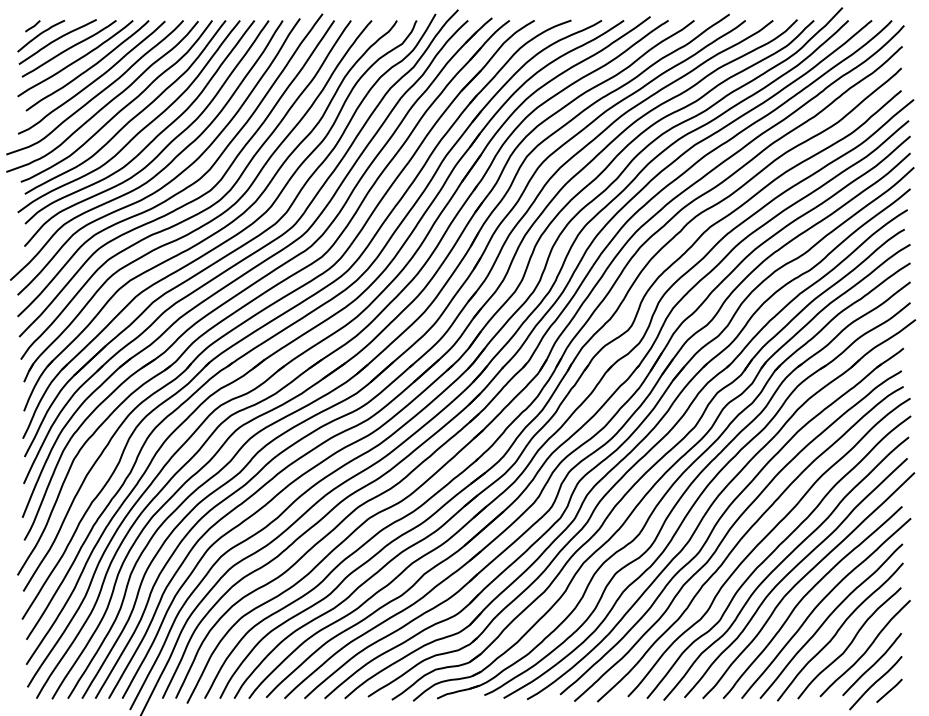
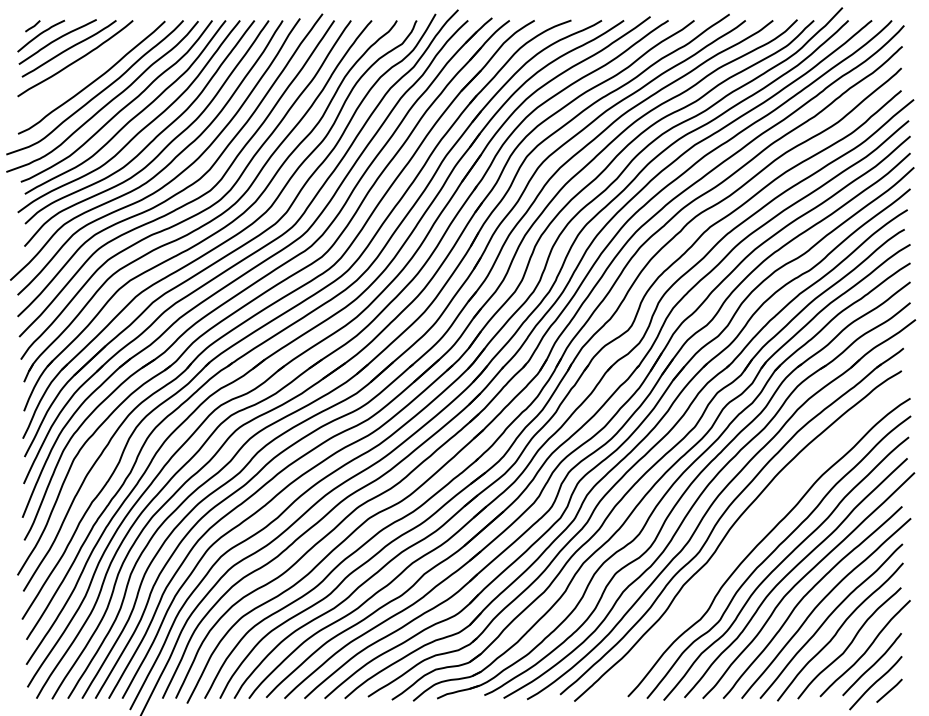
curve: present -> none (89, 67)
curve: present -> none (741, 540)
